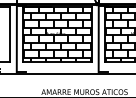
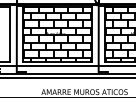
line: none -> present (67, 65)
line: none -> present (67, 78)
